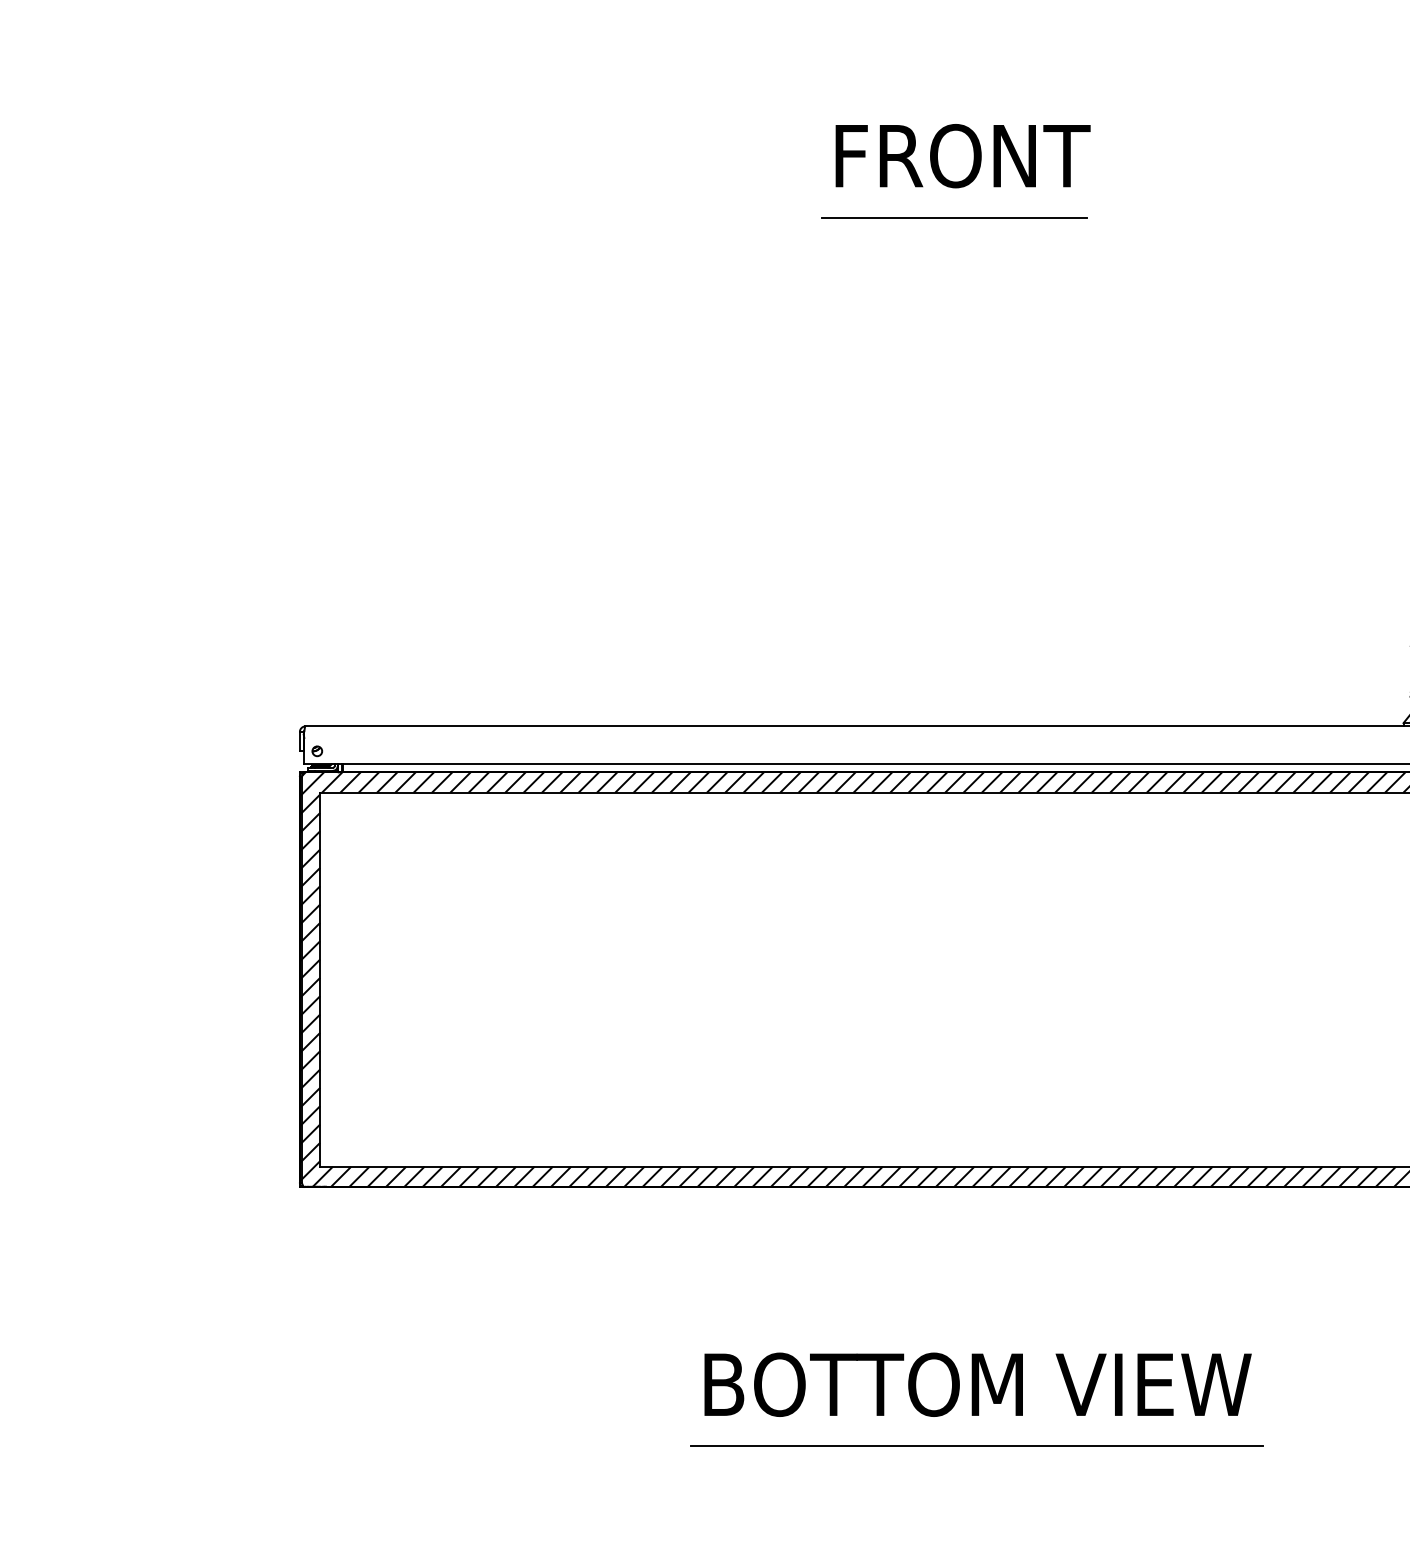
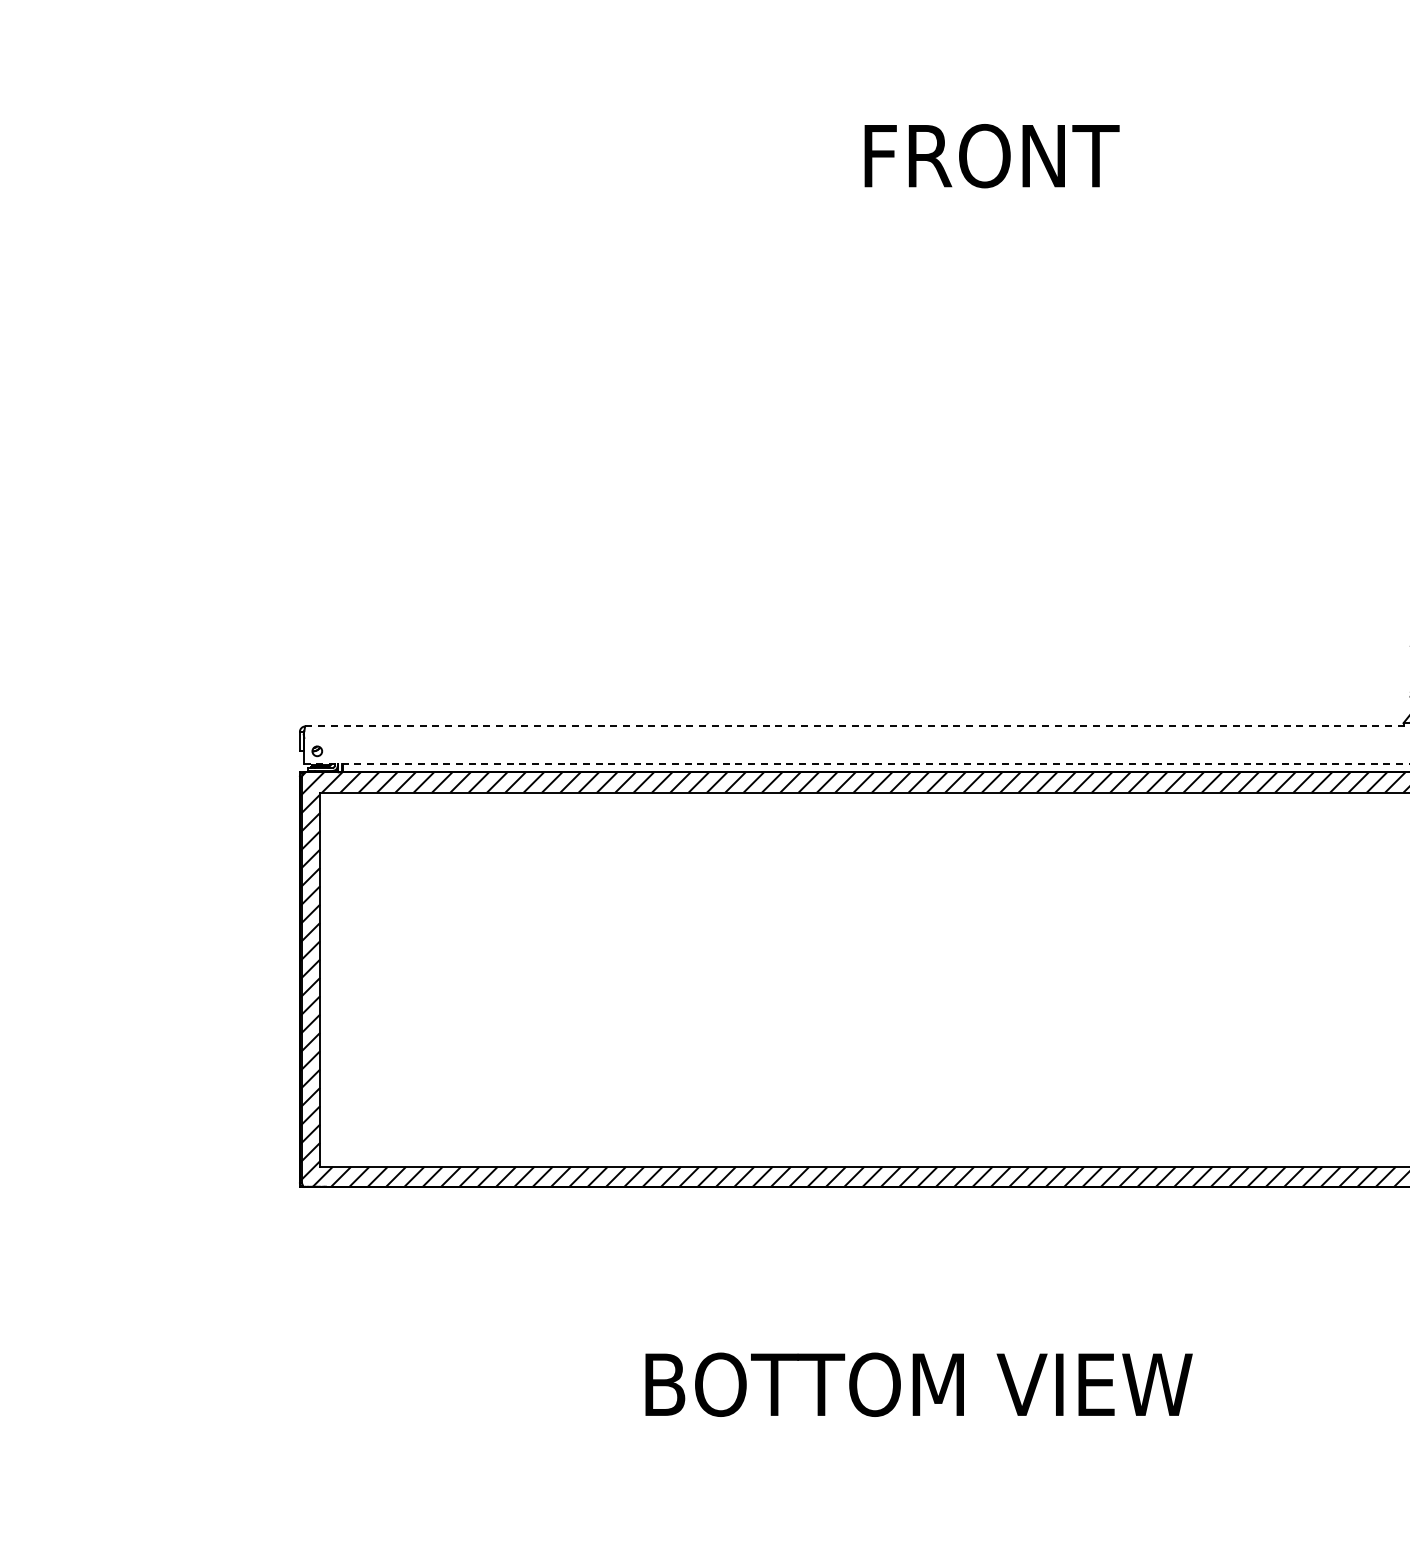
text position: (962, 156) -> (991, 156) (991, 156)
line: present -> none (954, 217)
line: solid -> dashed (858, 726)
line: solid -> dashed (856, 764)
text position: (977, 1384) -> (918, 1384) (918, 1384)
line: present -> none (976, 1445)
